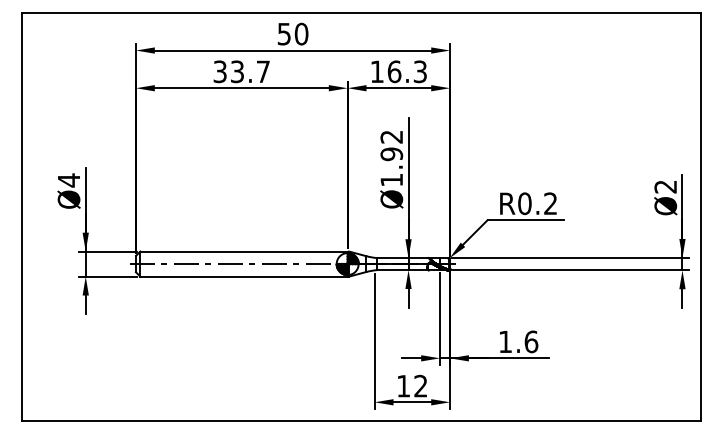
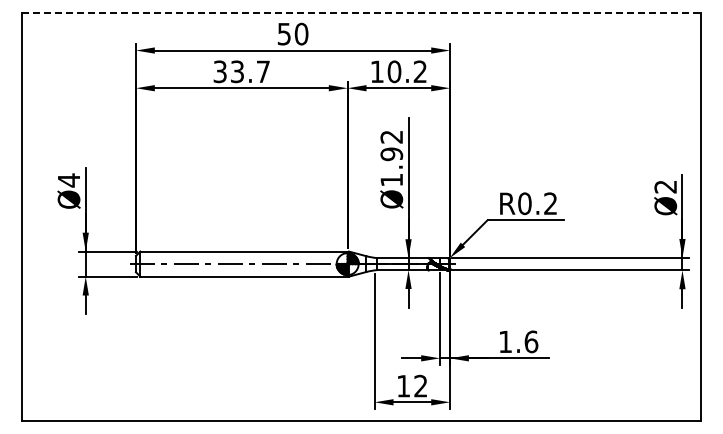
line: solid -> dashed (361, 12)
text: 16.3 -> 10.2 (406, 71)
